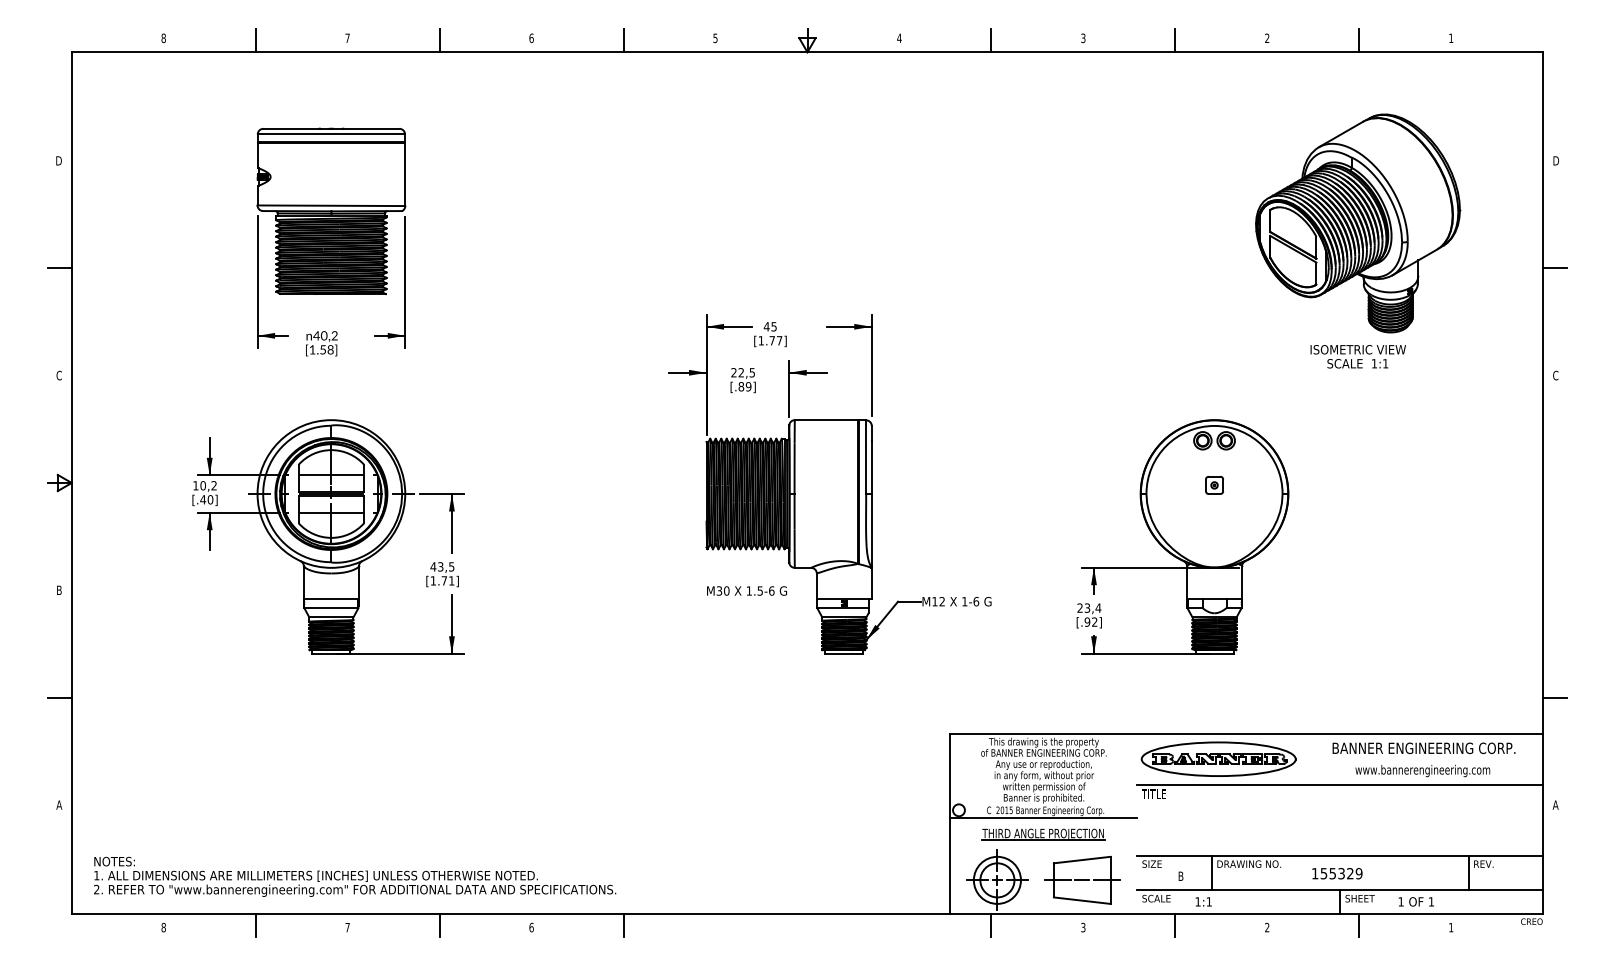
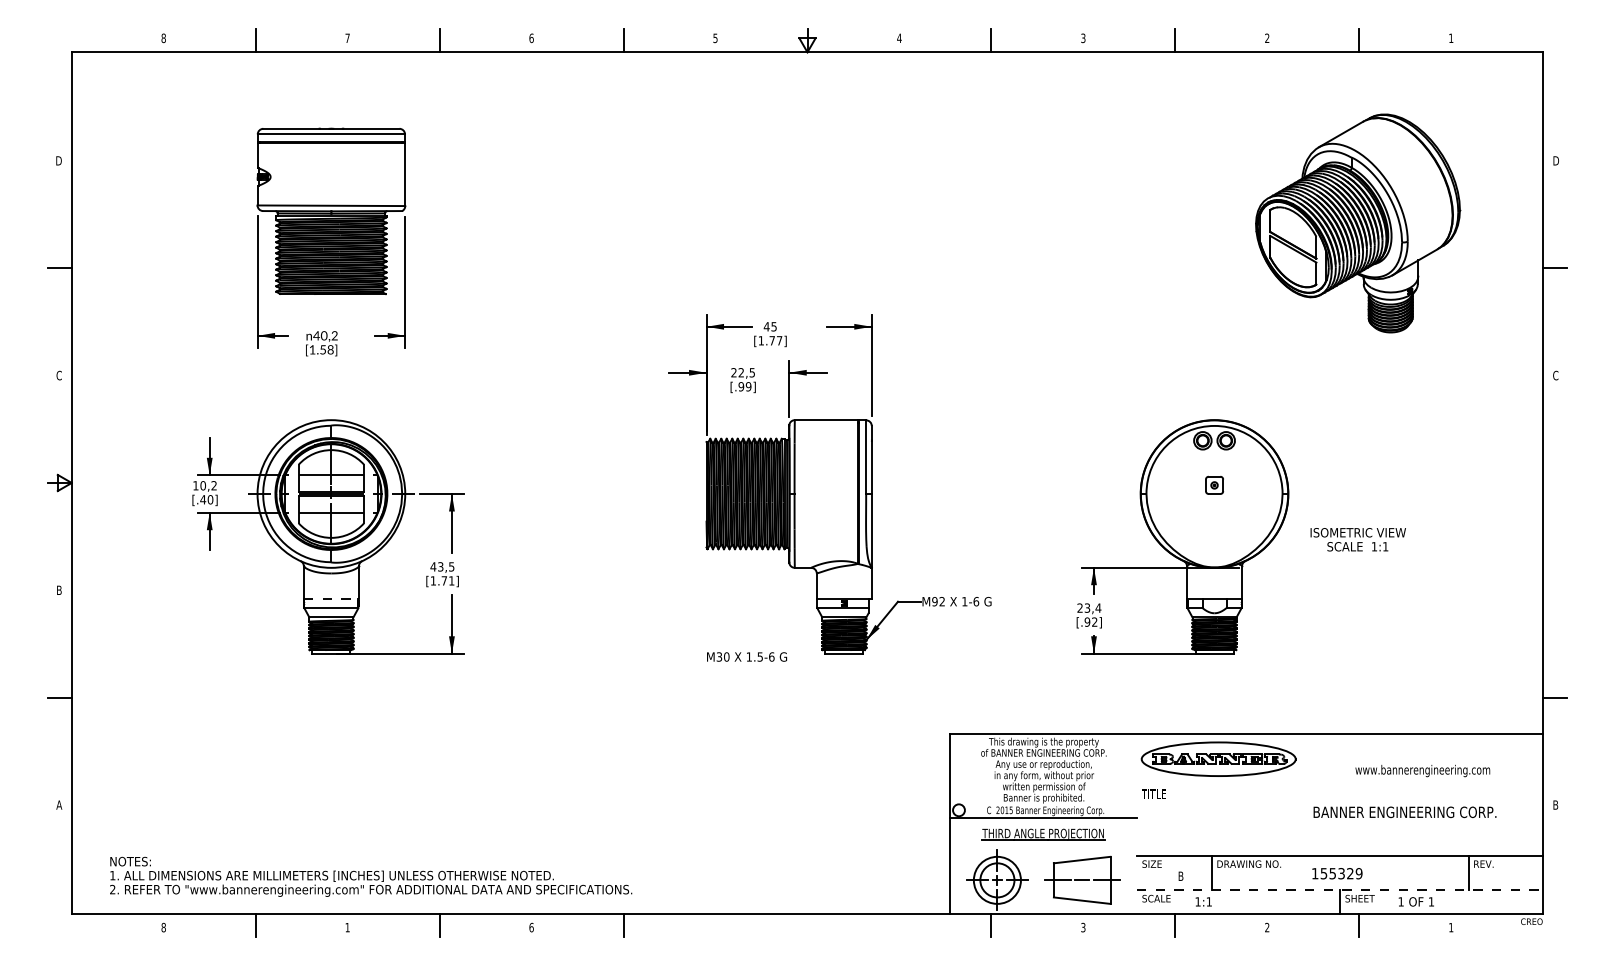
text position: (1357, 356) -> (1357, 539) (1357, 539)
text: [.89] -> [.99] (741, 386)
text position: (747, 590) -> (747, 656) (747, 656)
line: solid -> dashed (331, 598)
text: M12 -> M92 (934, 601)
text position: (1423, 748) -> (1404, 812) (1404, 812)
line: present -> none (1340, 784)
text: A -> B (1555, 804)
text position: (355, 876) -> (371, 876) (371, 876)
line: solid -> dashed (1340, 890)
text: 7 -> 1 (347, 927)
